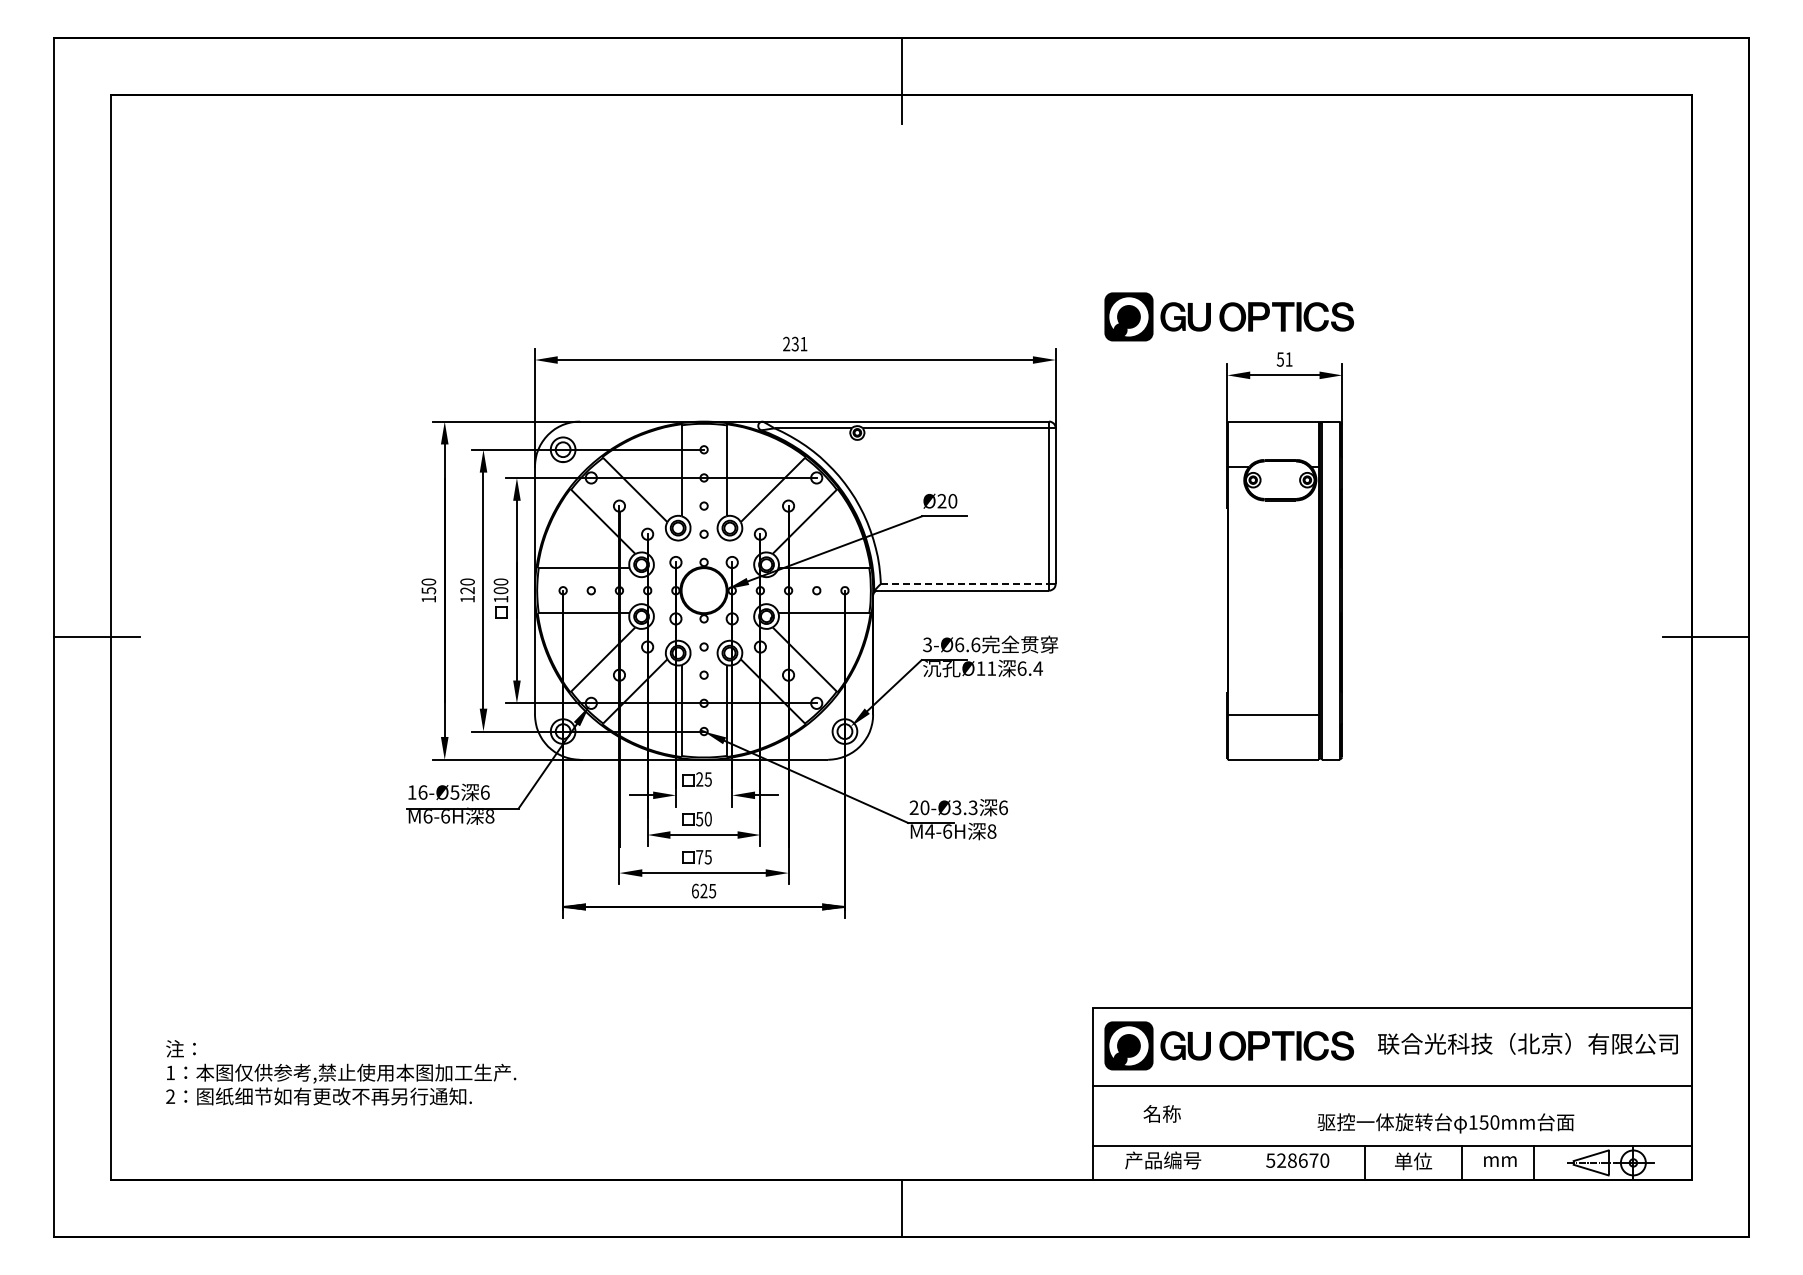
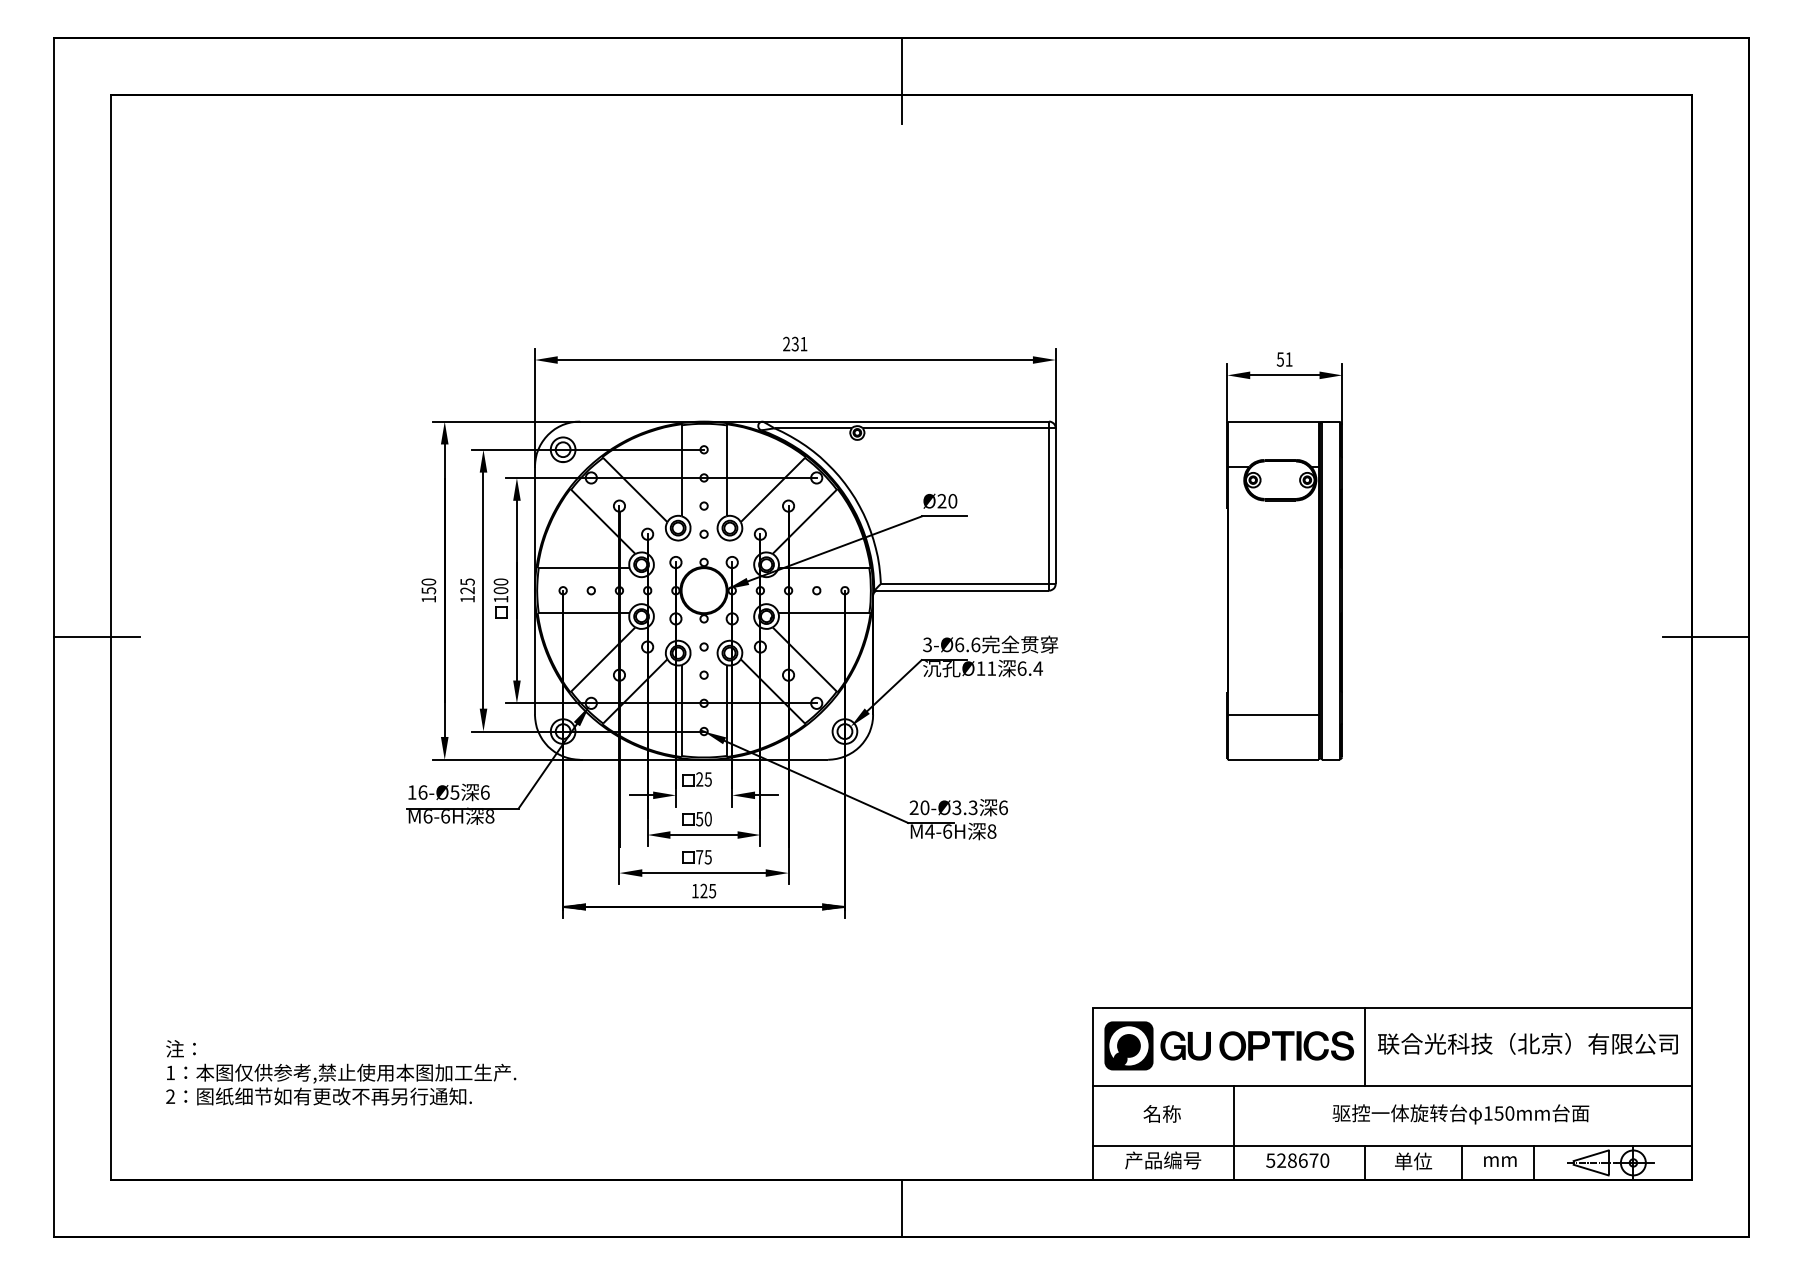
part: present -> none (1228, 316)
text: 120 -> 125 (467, 581)
line: dashed -> solid (965, 583)
text: 625 -> 125 (695, 890)
line: none -> present (1364, 1046)
text position: (1445, 1123) -> (1460, 1114) (1460, 1114)
line: none -> present (1233, 1132)
